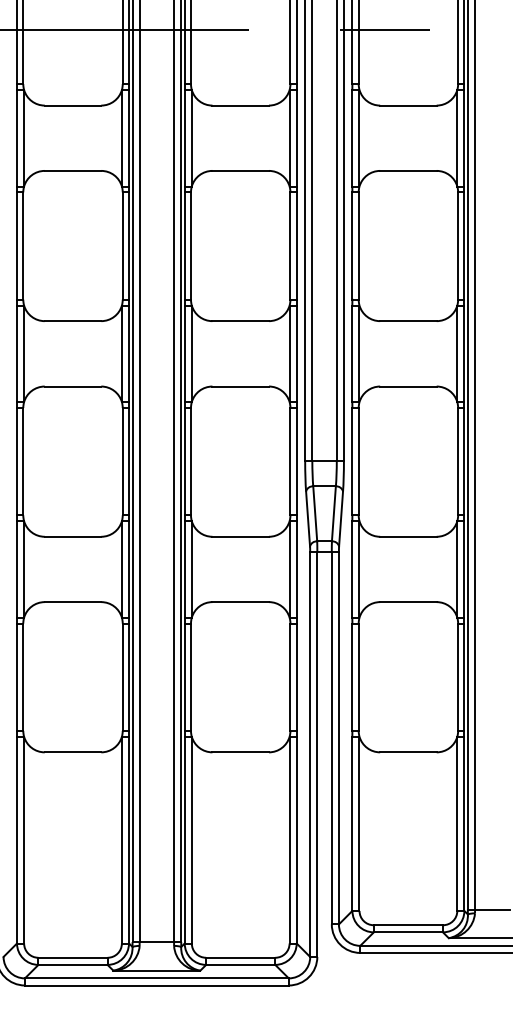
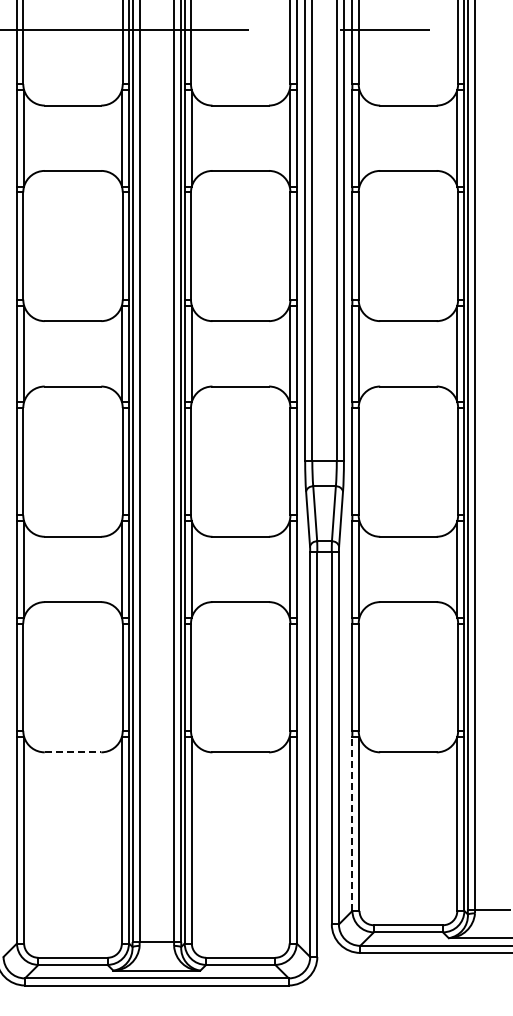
line: solid -> dashed (73, 752)
line: solid -> dashed (352, 823)
